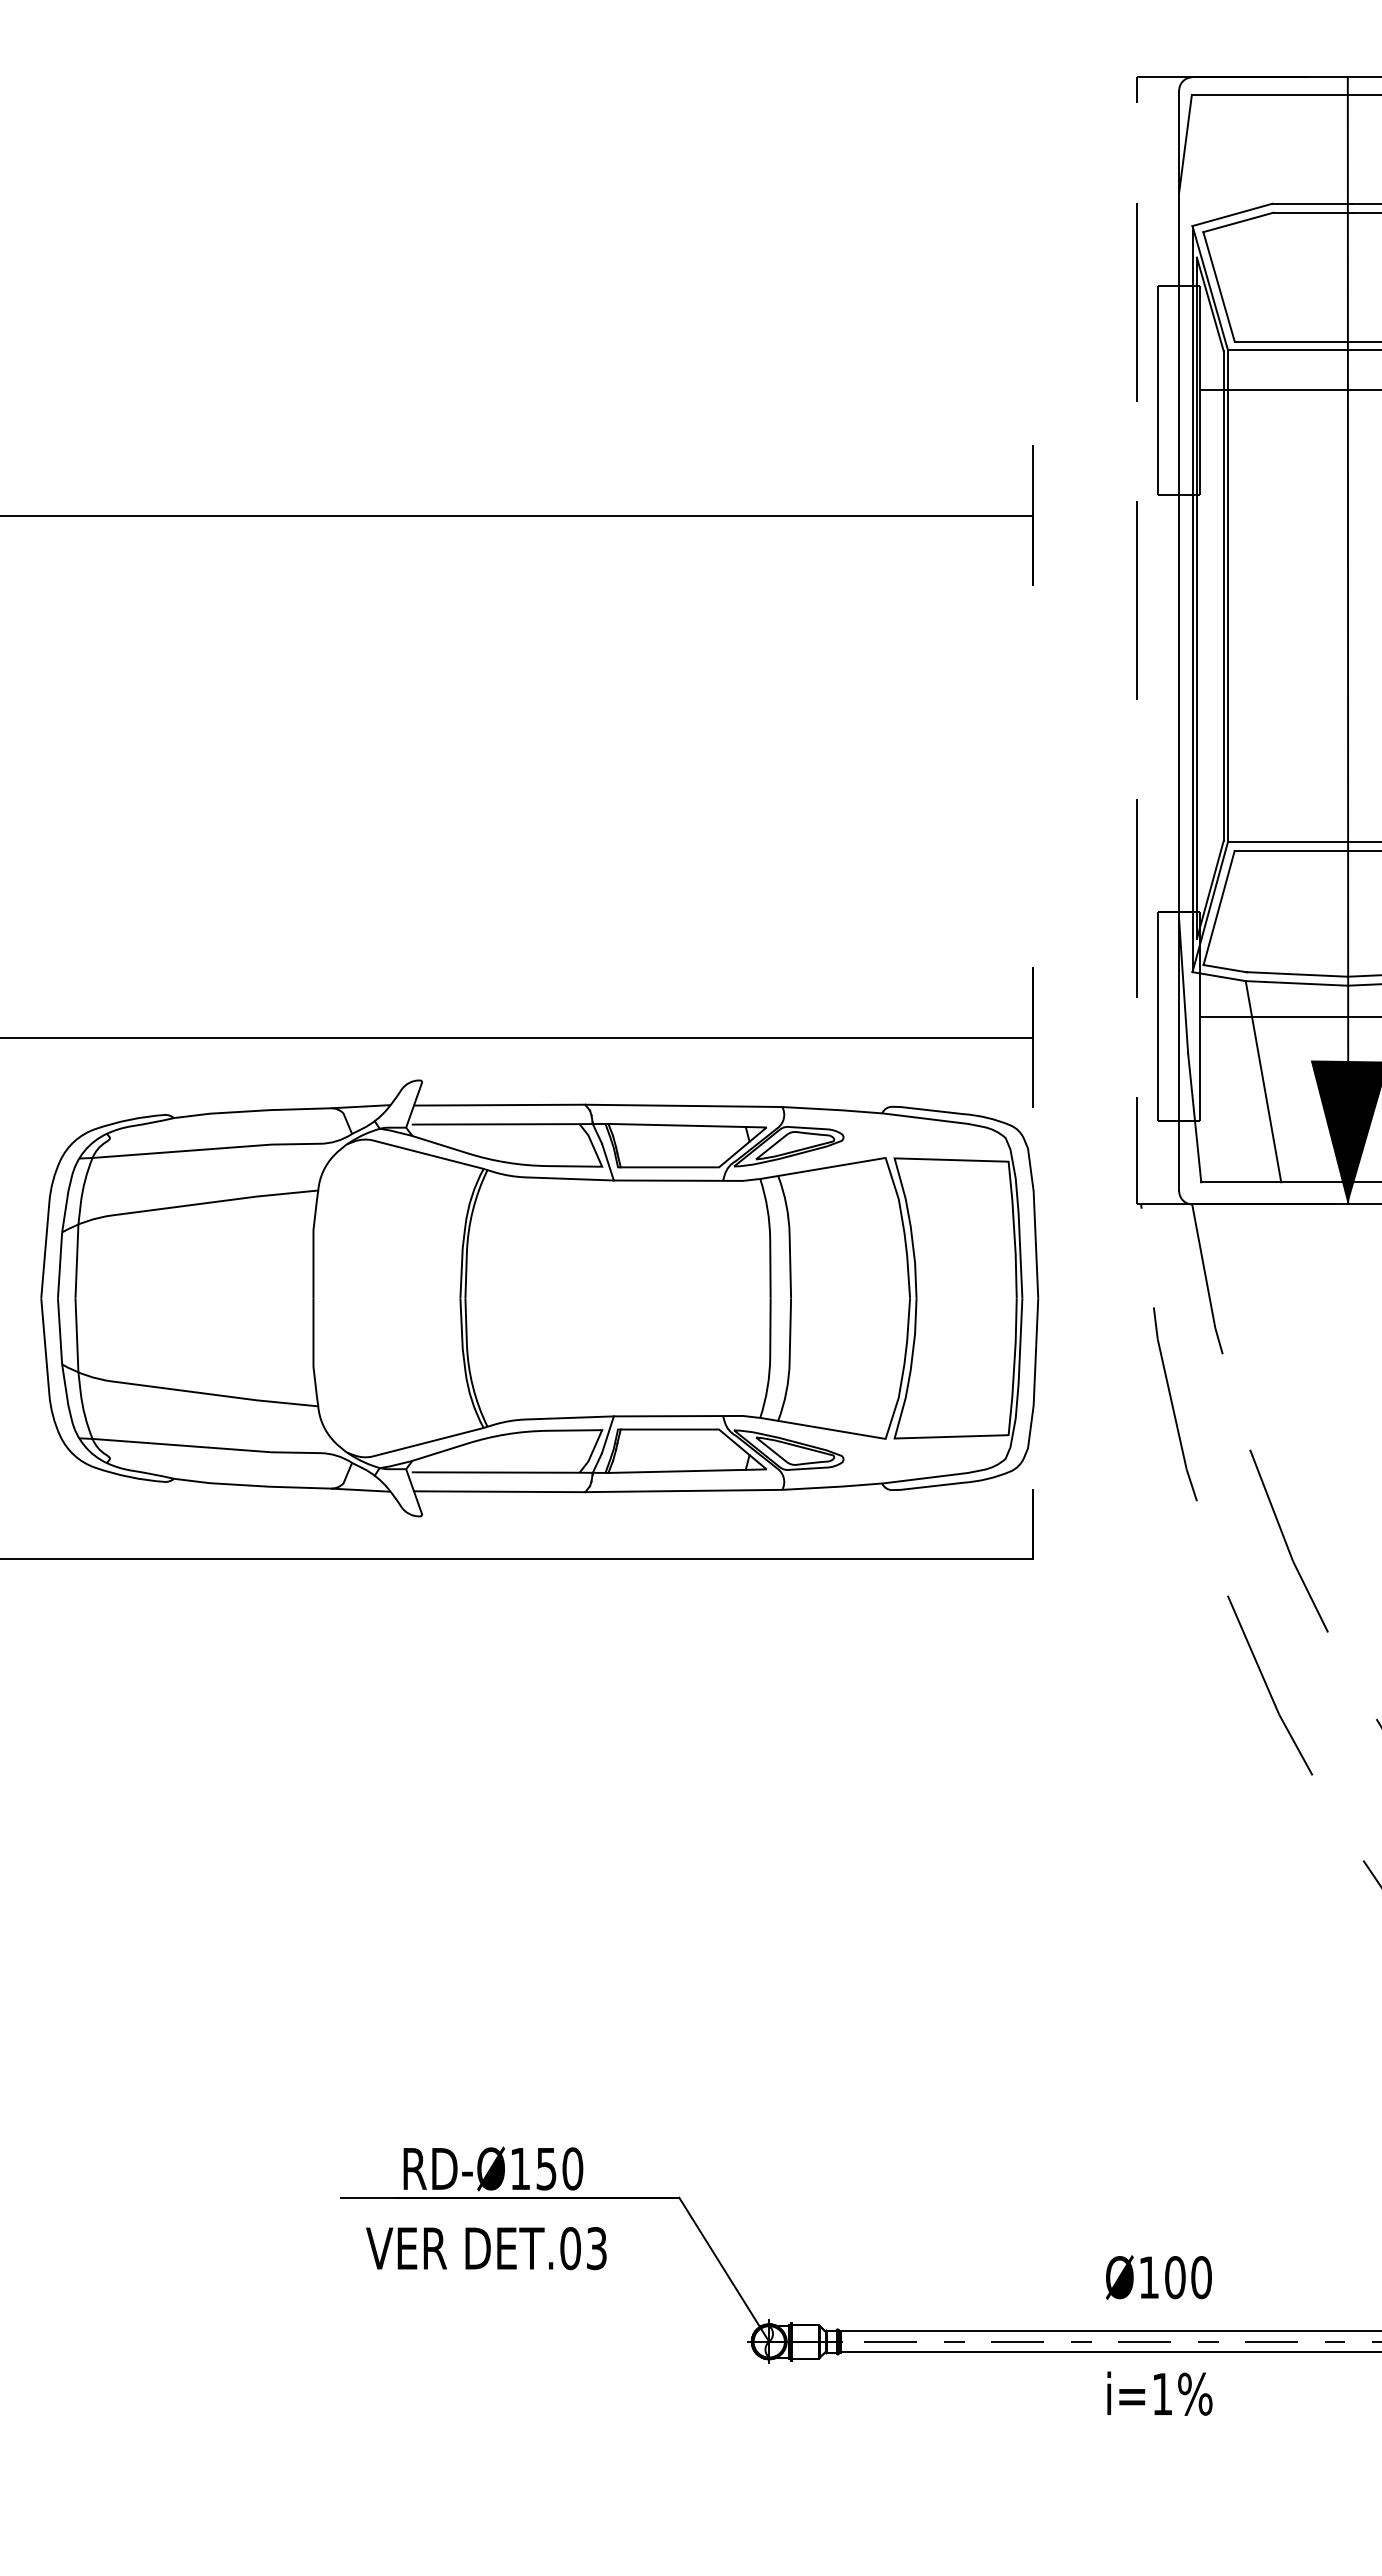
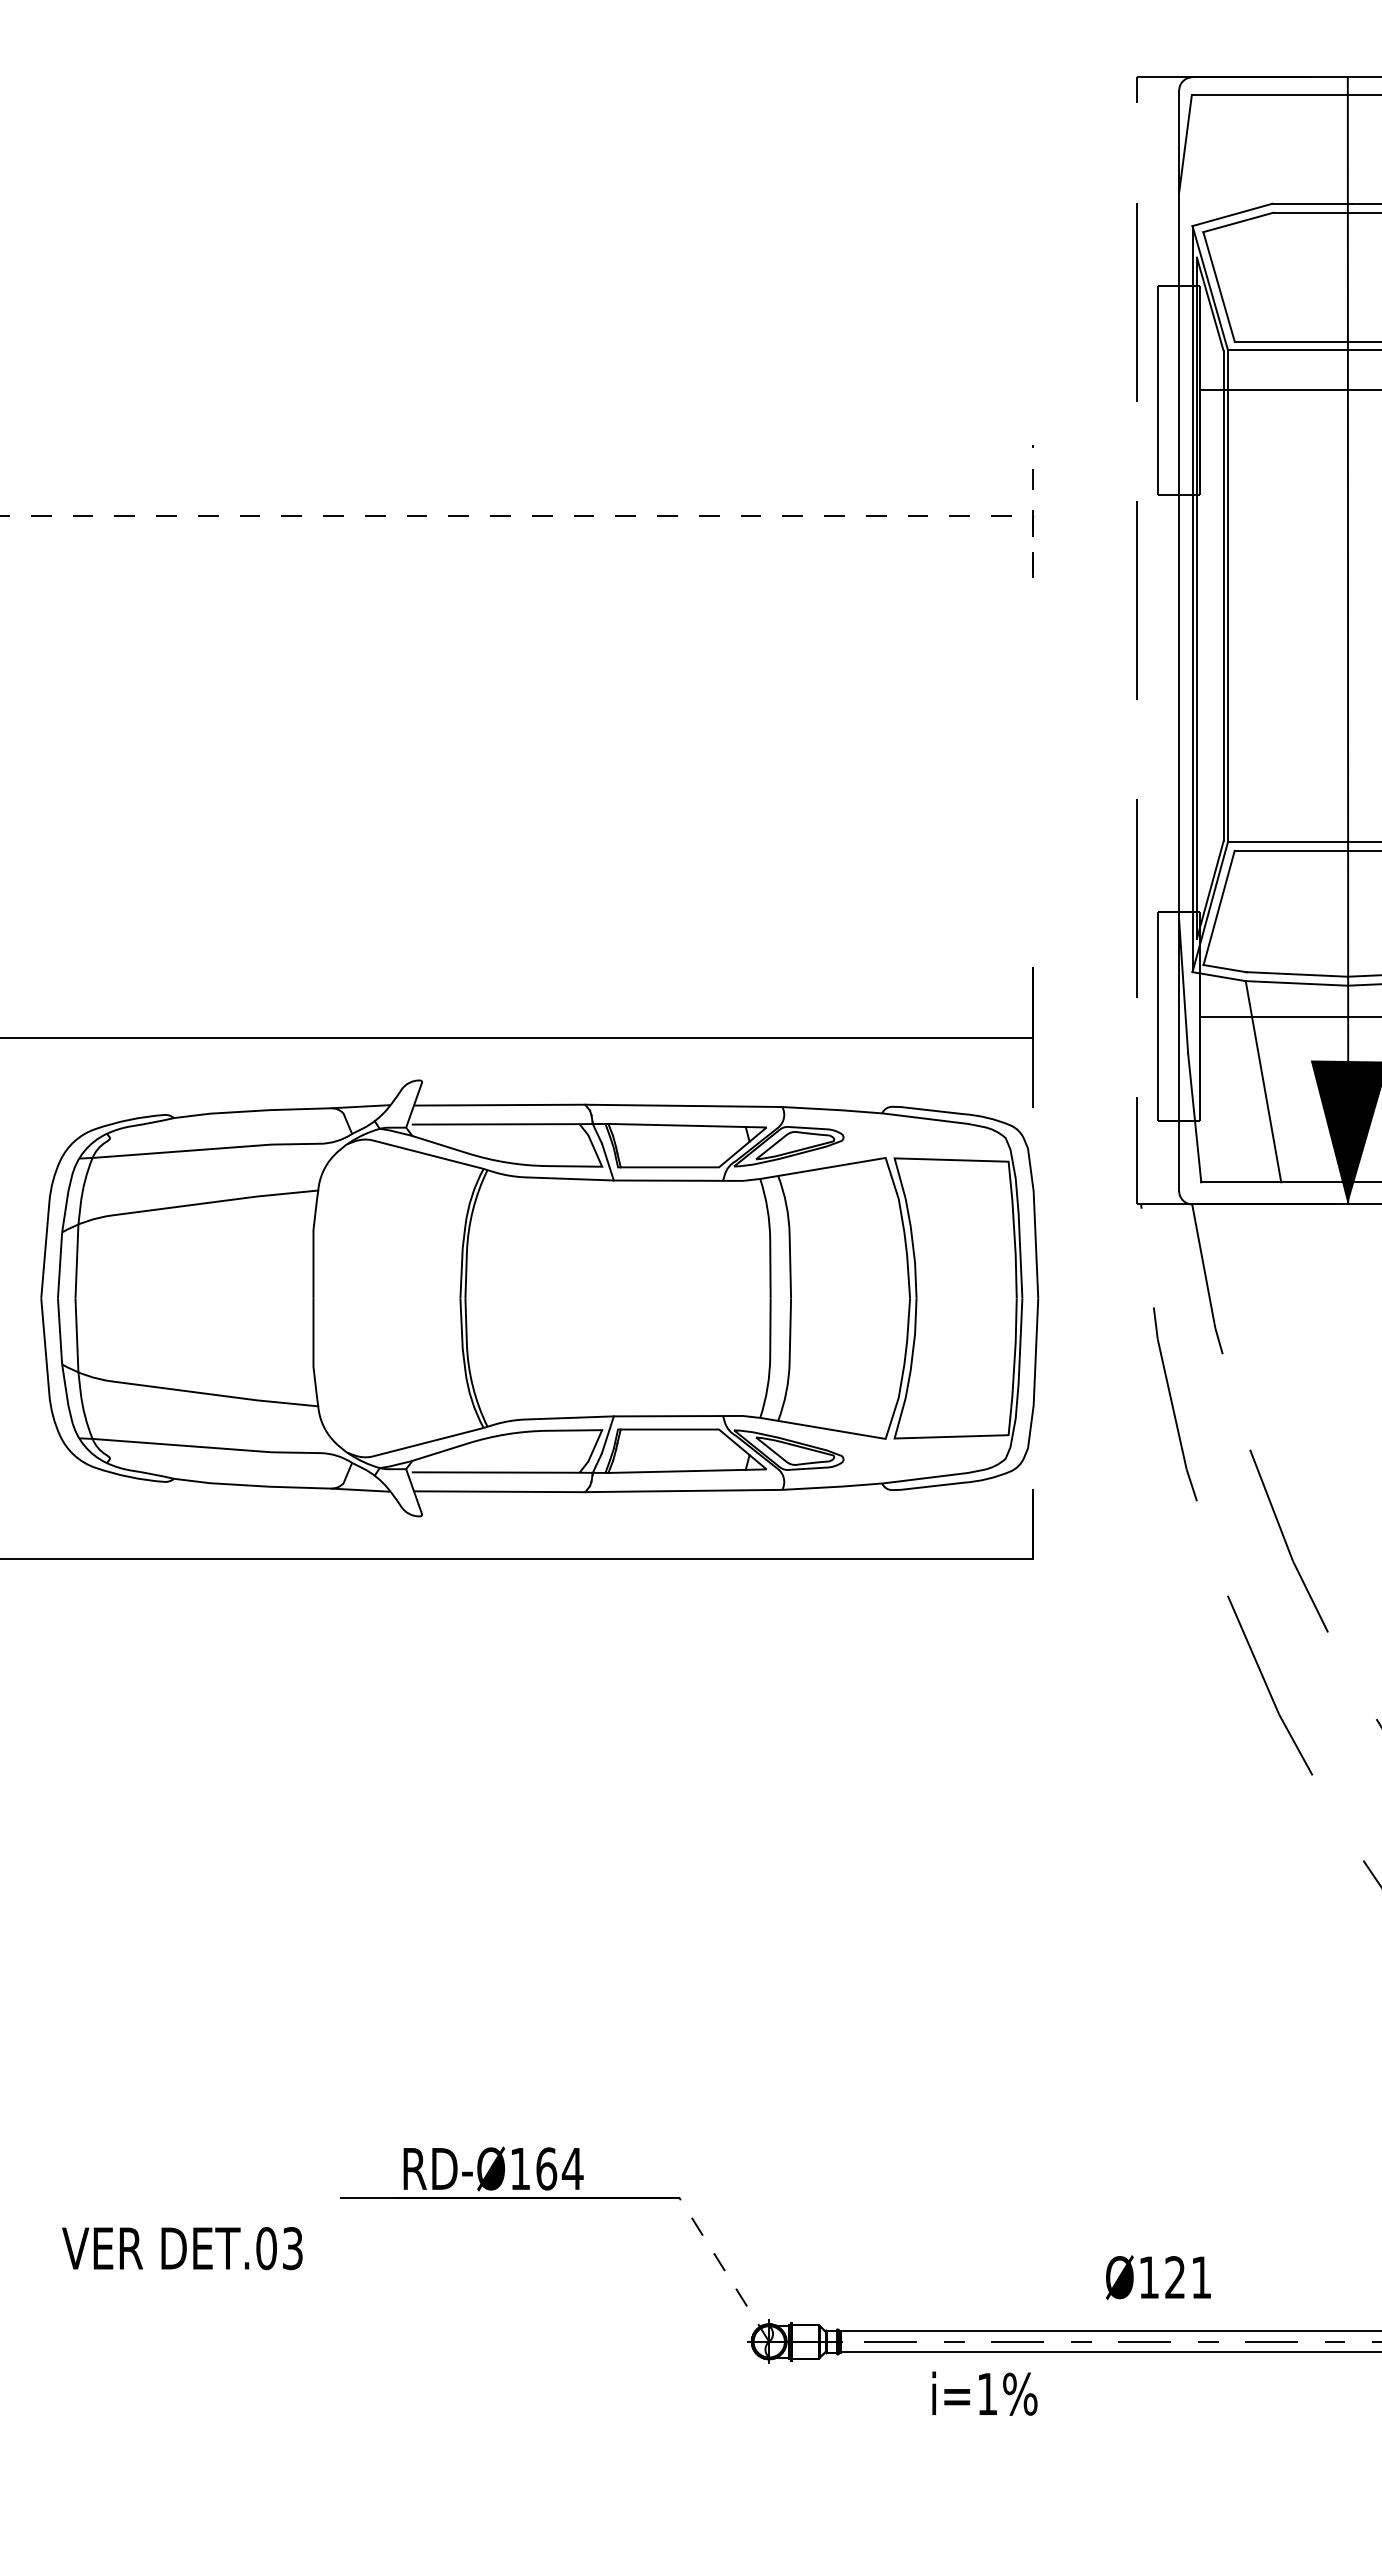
line: solid -> dashed (623, 515)
text: RD-Ø150 -> RD-Ø164 (559, 2168)
text position: (486, 2248) -> (182, 2248) (182, 2248)
line: solid -> dashed (724, 2269)
text: Ø100 -> Ø121 (1188, 2277)
text position: (1159, 2393) -> (984, 2393) (984, 2393)
